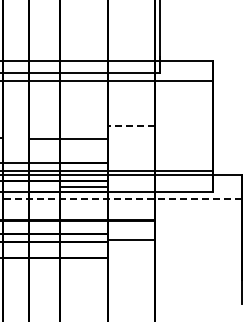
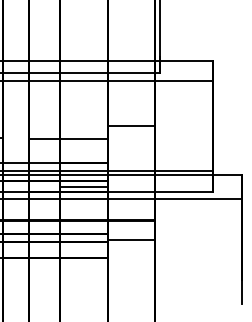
line: dashed -> solid (131, 126)
line: dashed -> solid (121, 198)
